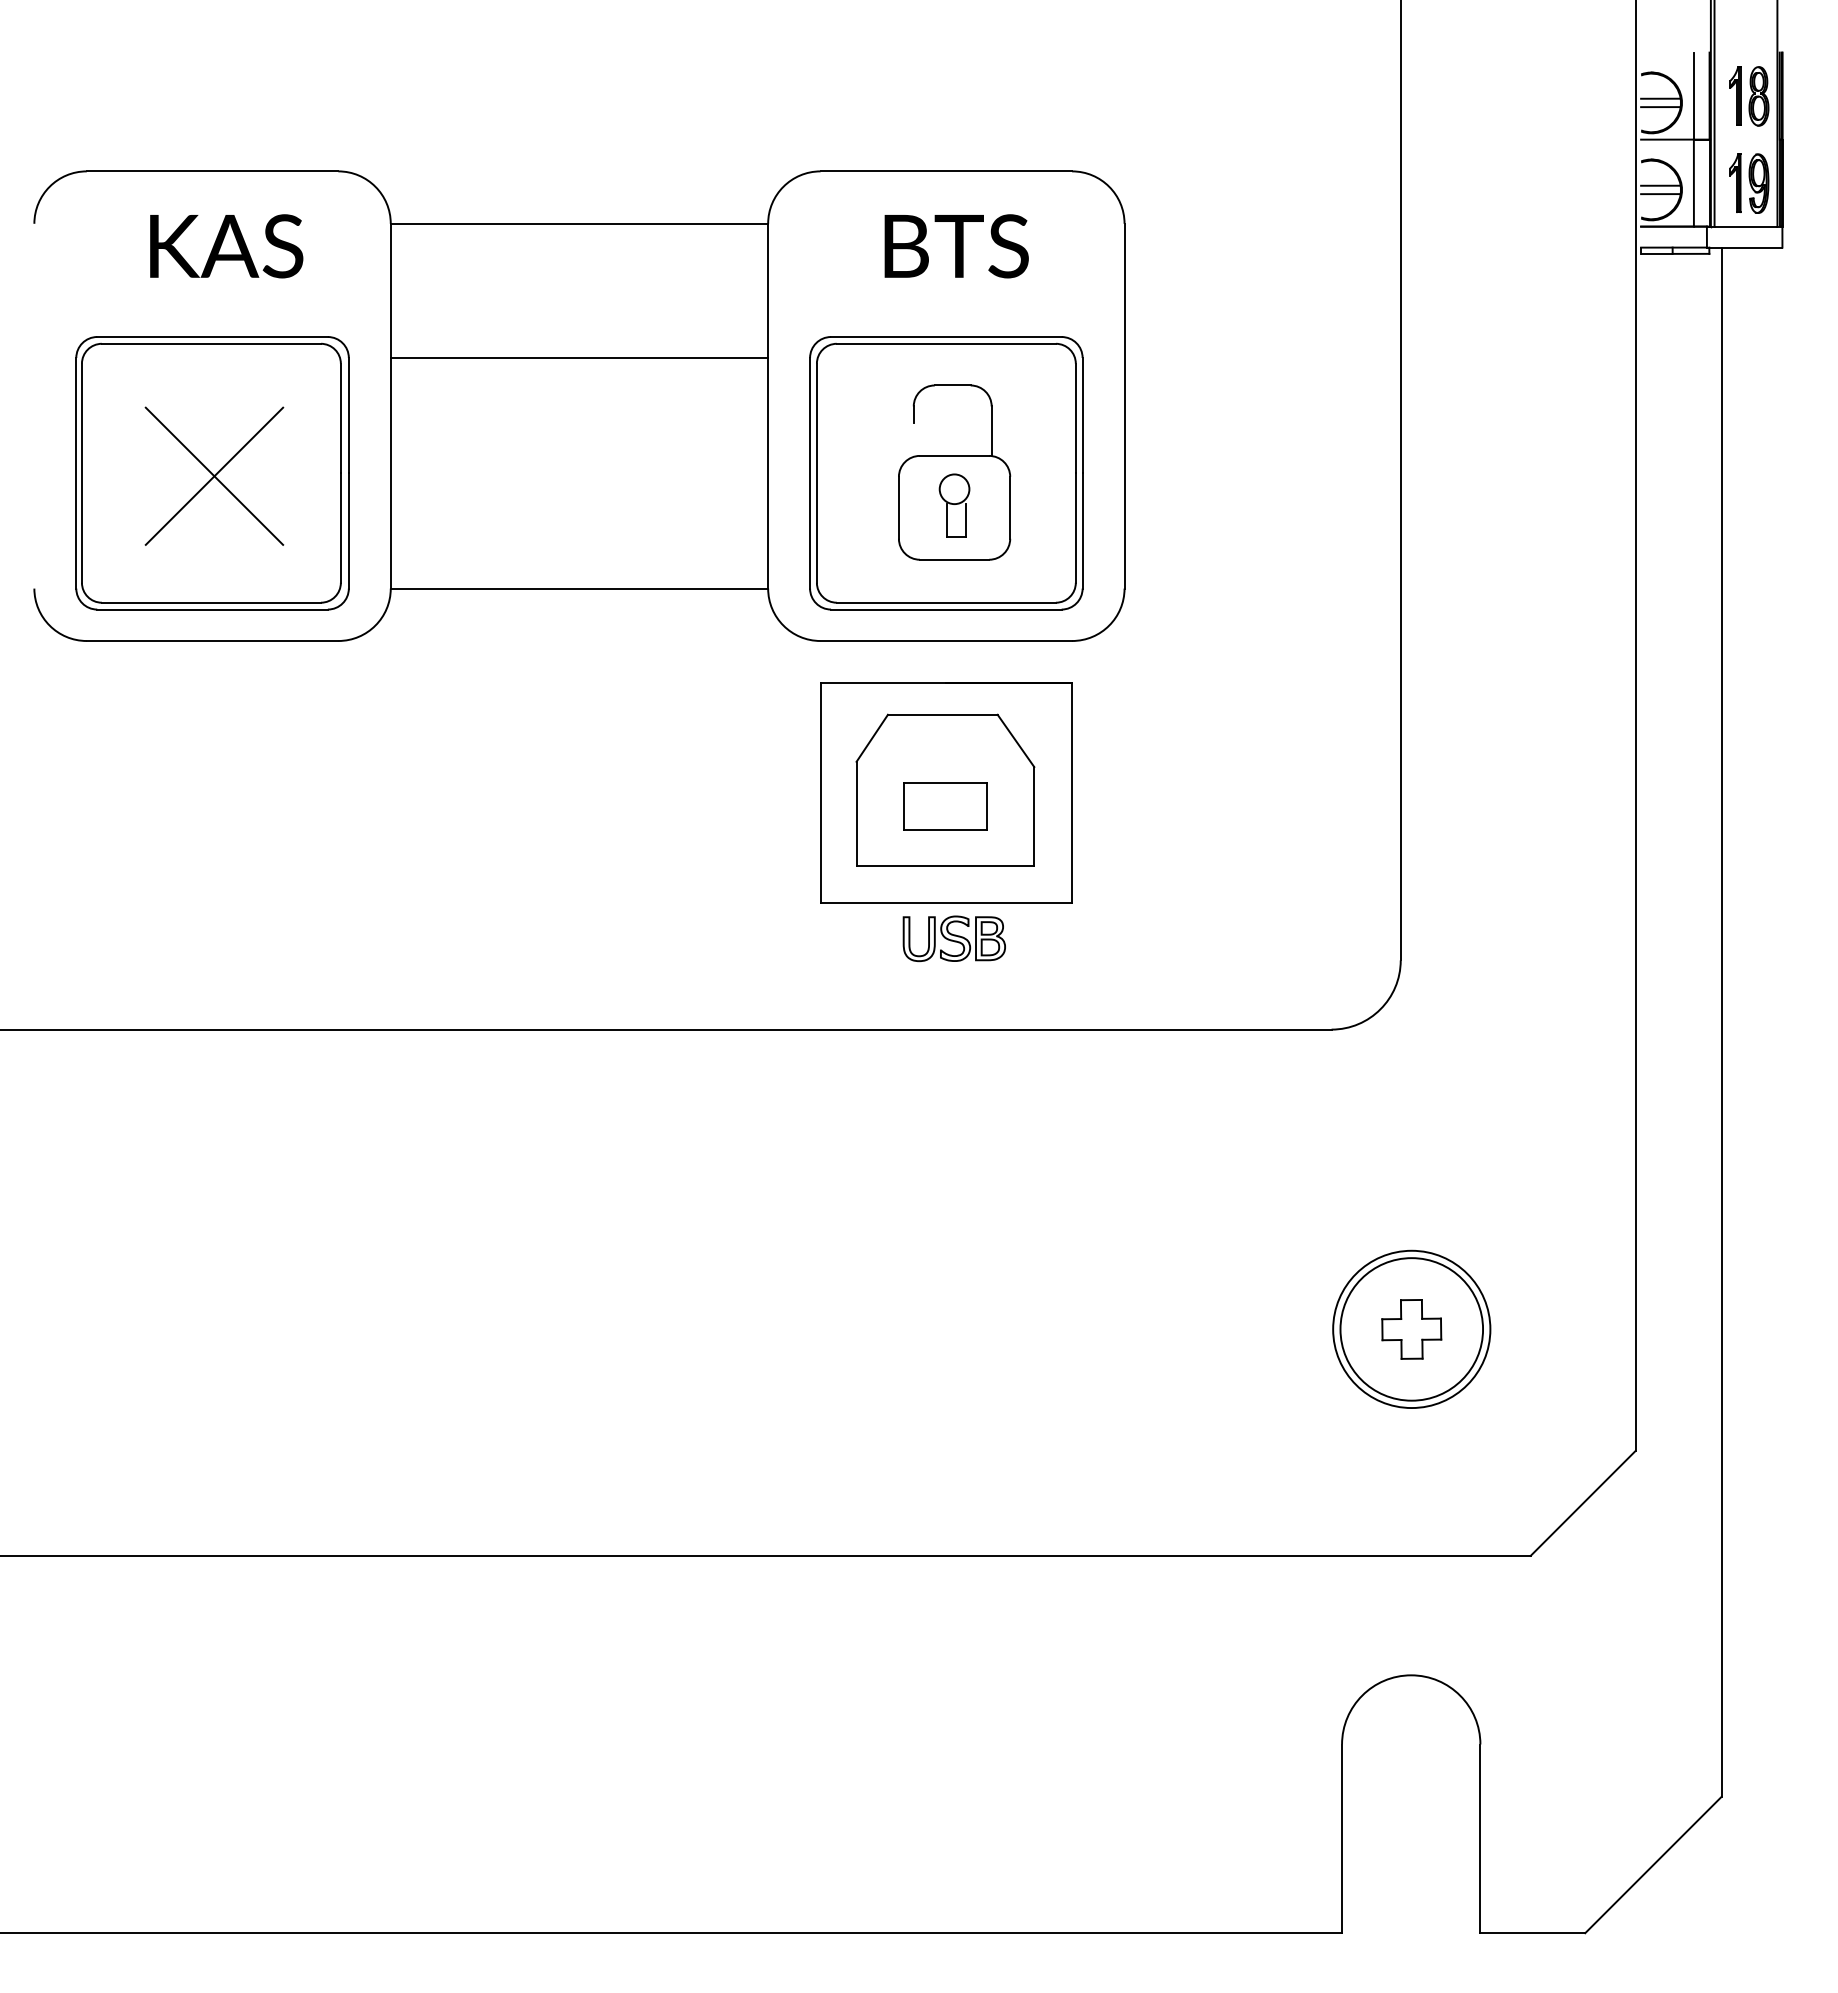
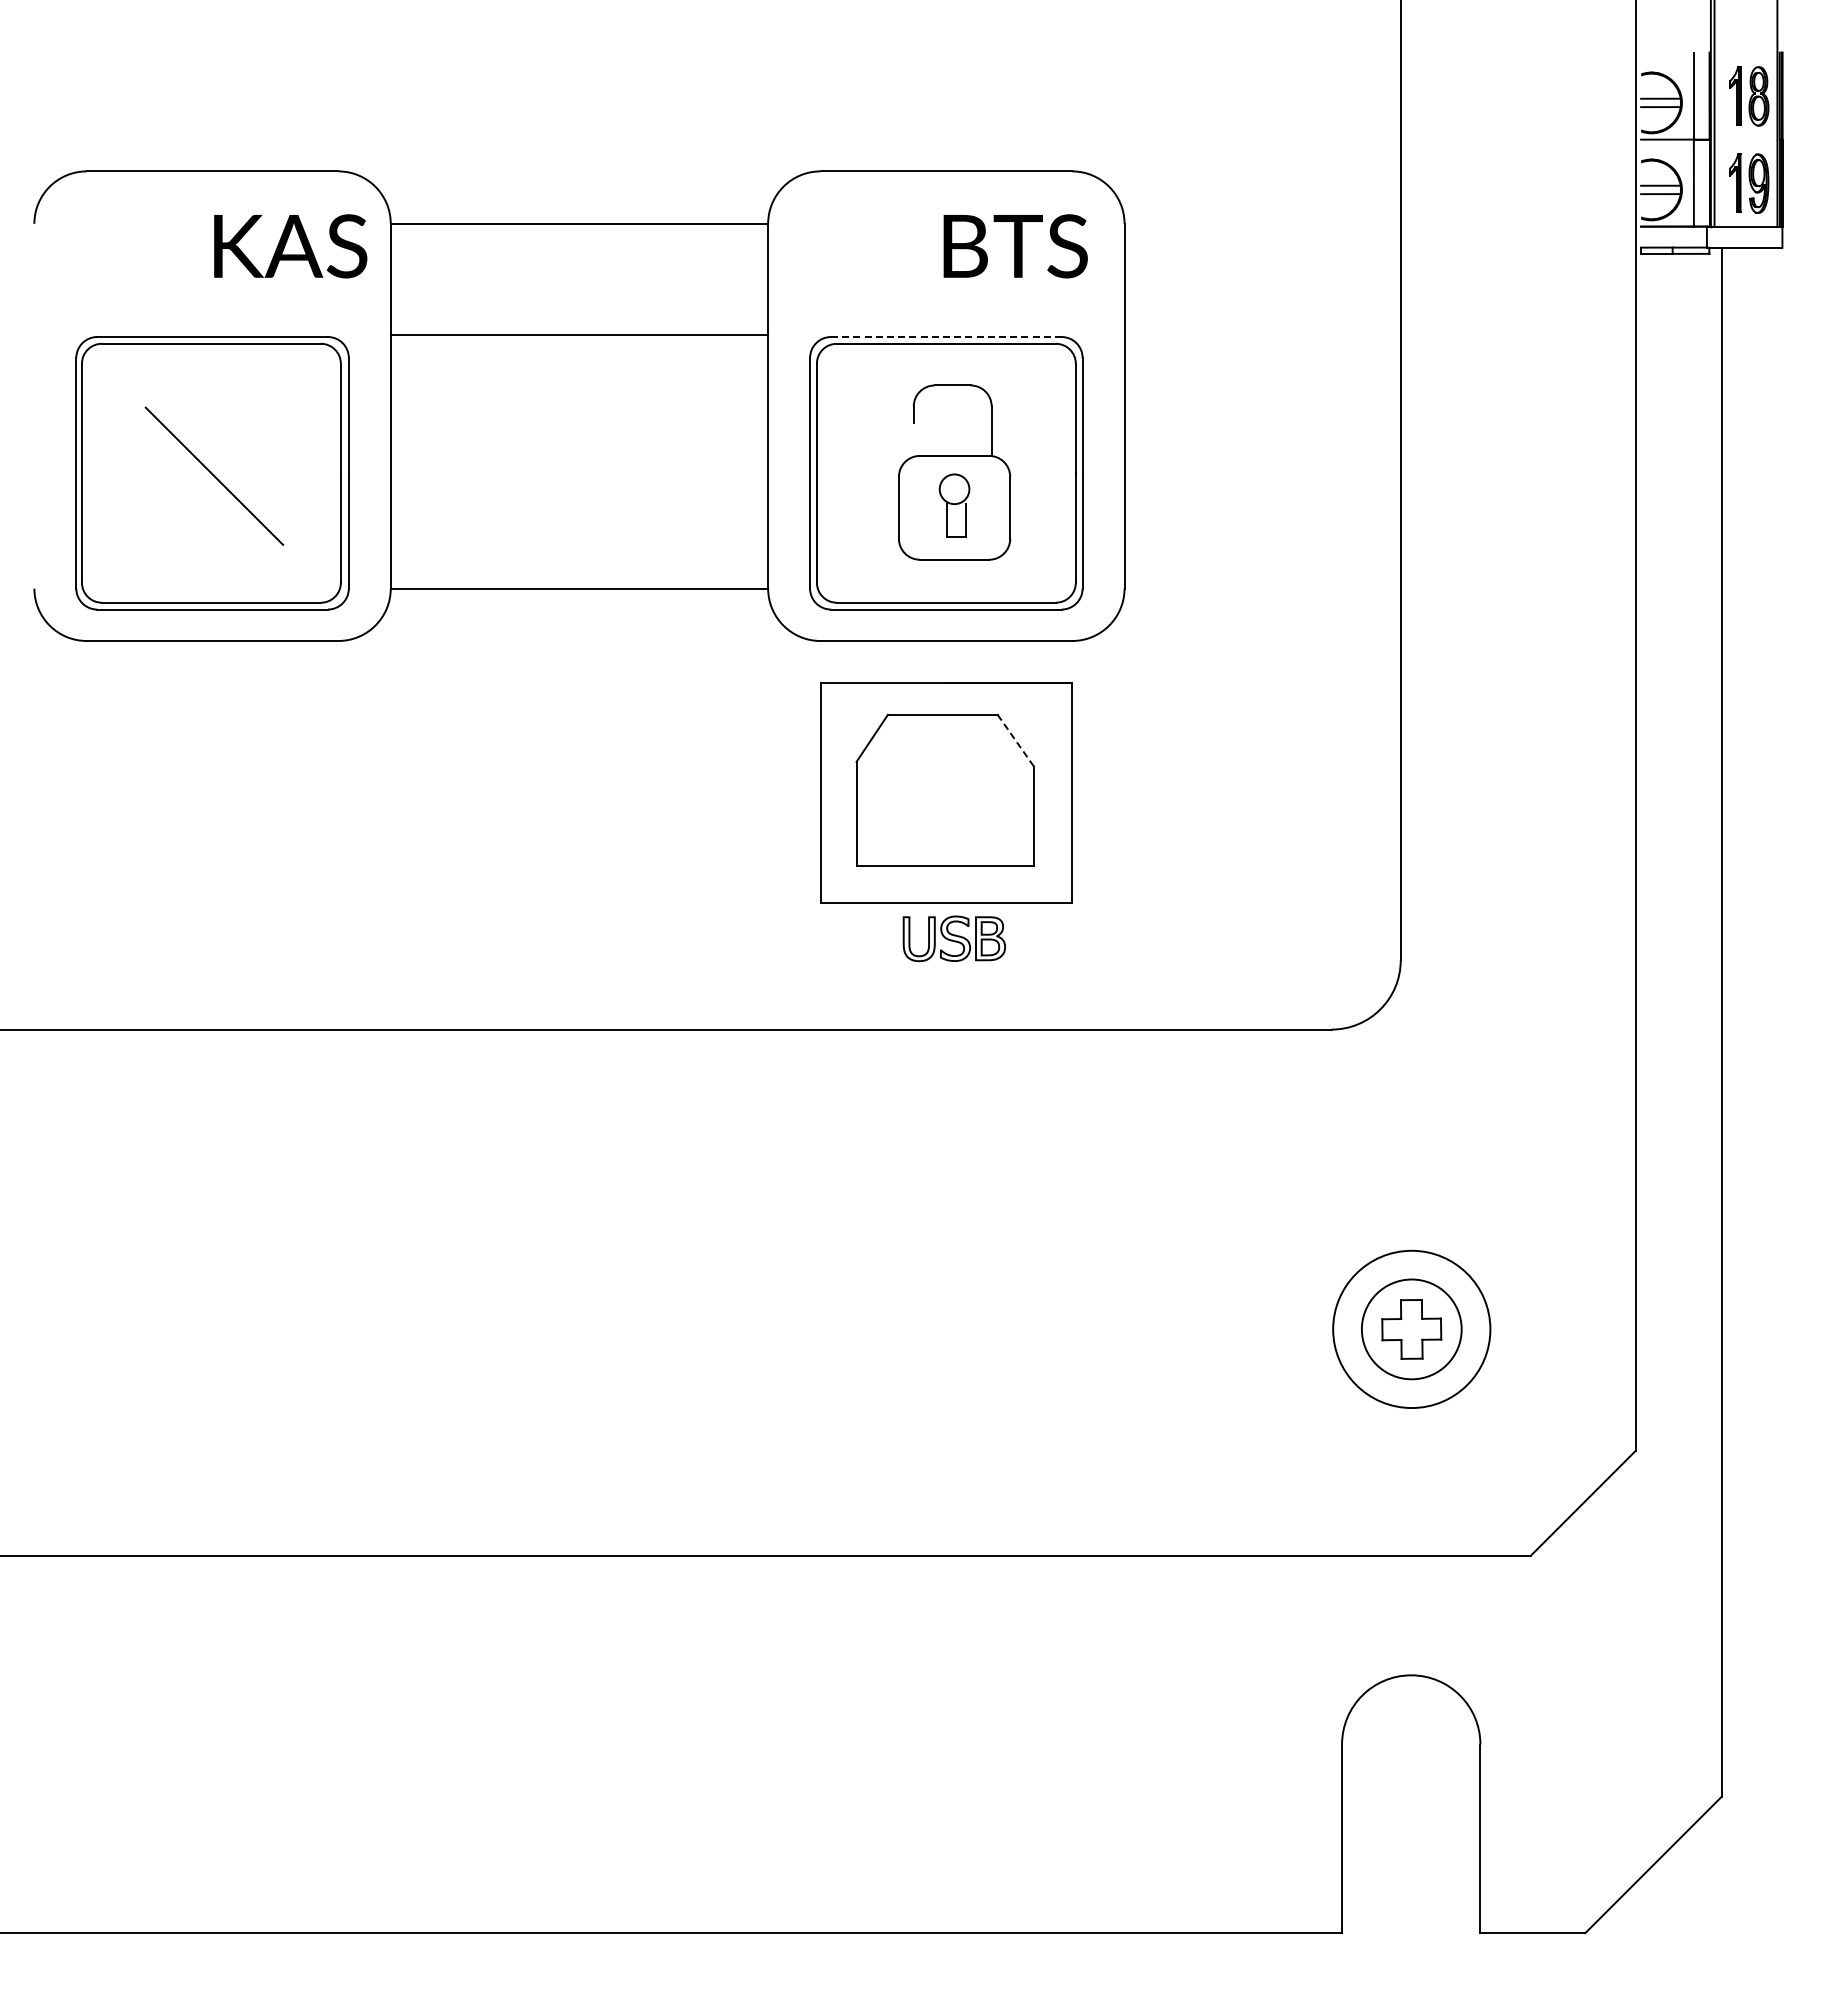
text position: (226, 246) -> (290, 246) (290, 246)
text position: (956, 246) -> (1015, 246) (1015, 246)
line: solid -> dashed (946, 337)
line position: (579, 357) -> (579, 334) (579, 334)
line: present -> none (214, 475)
line: solid -> dashed (1015, 740)
part: present -> none (945, 806)
circle diameter: 143 px -> 100 px (1411, 1329)
